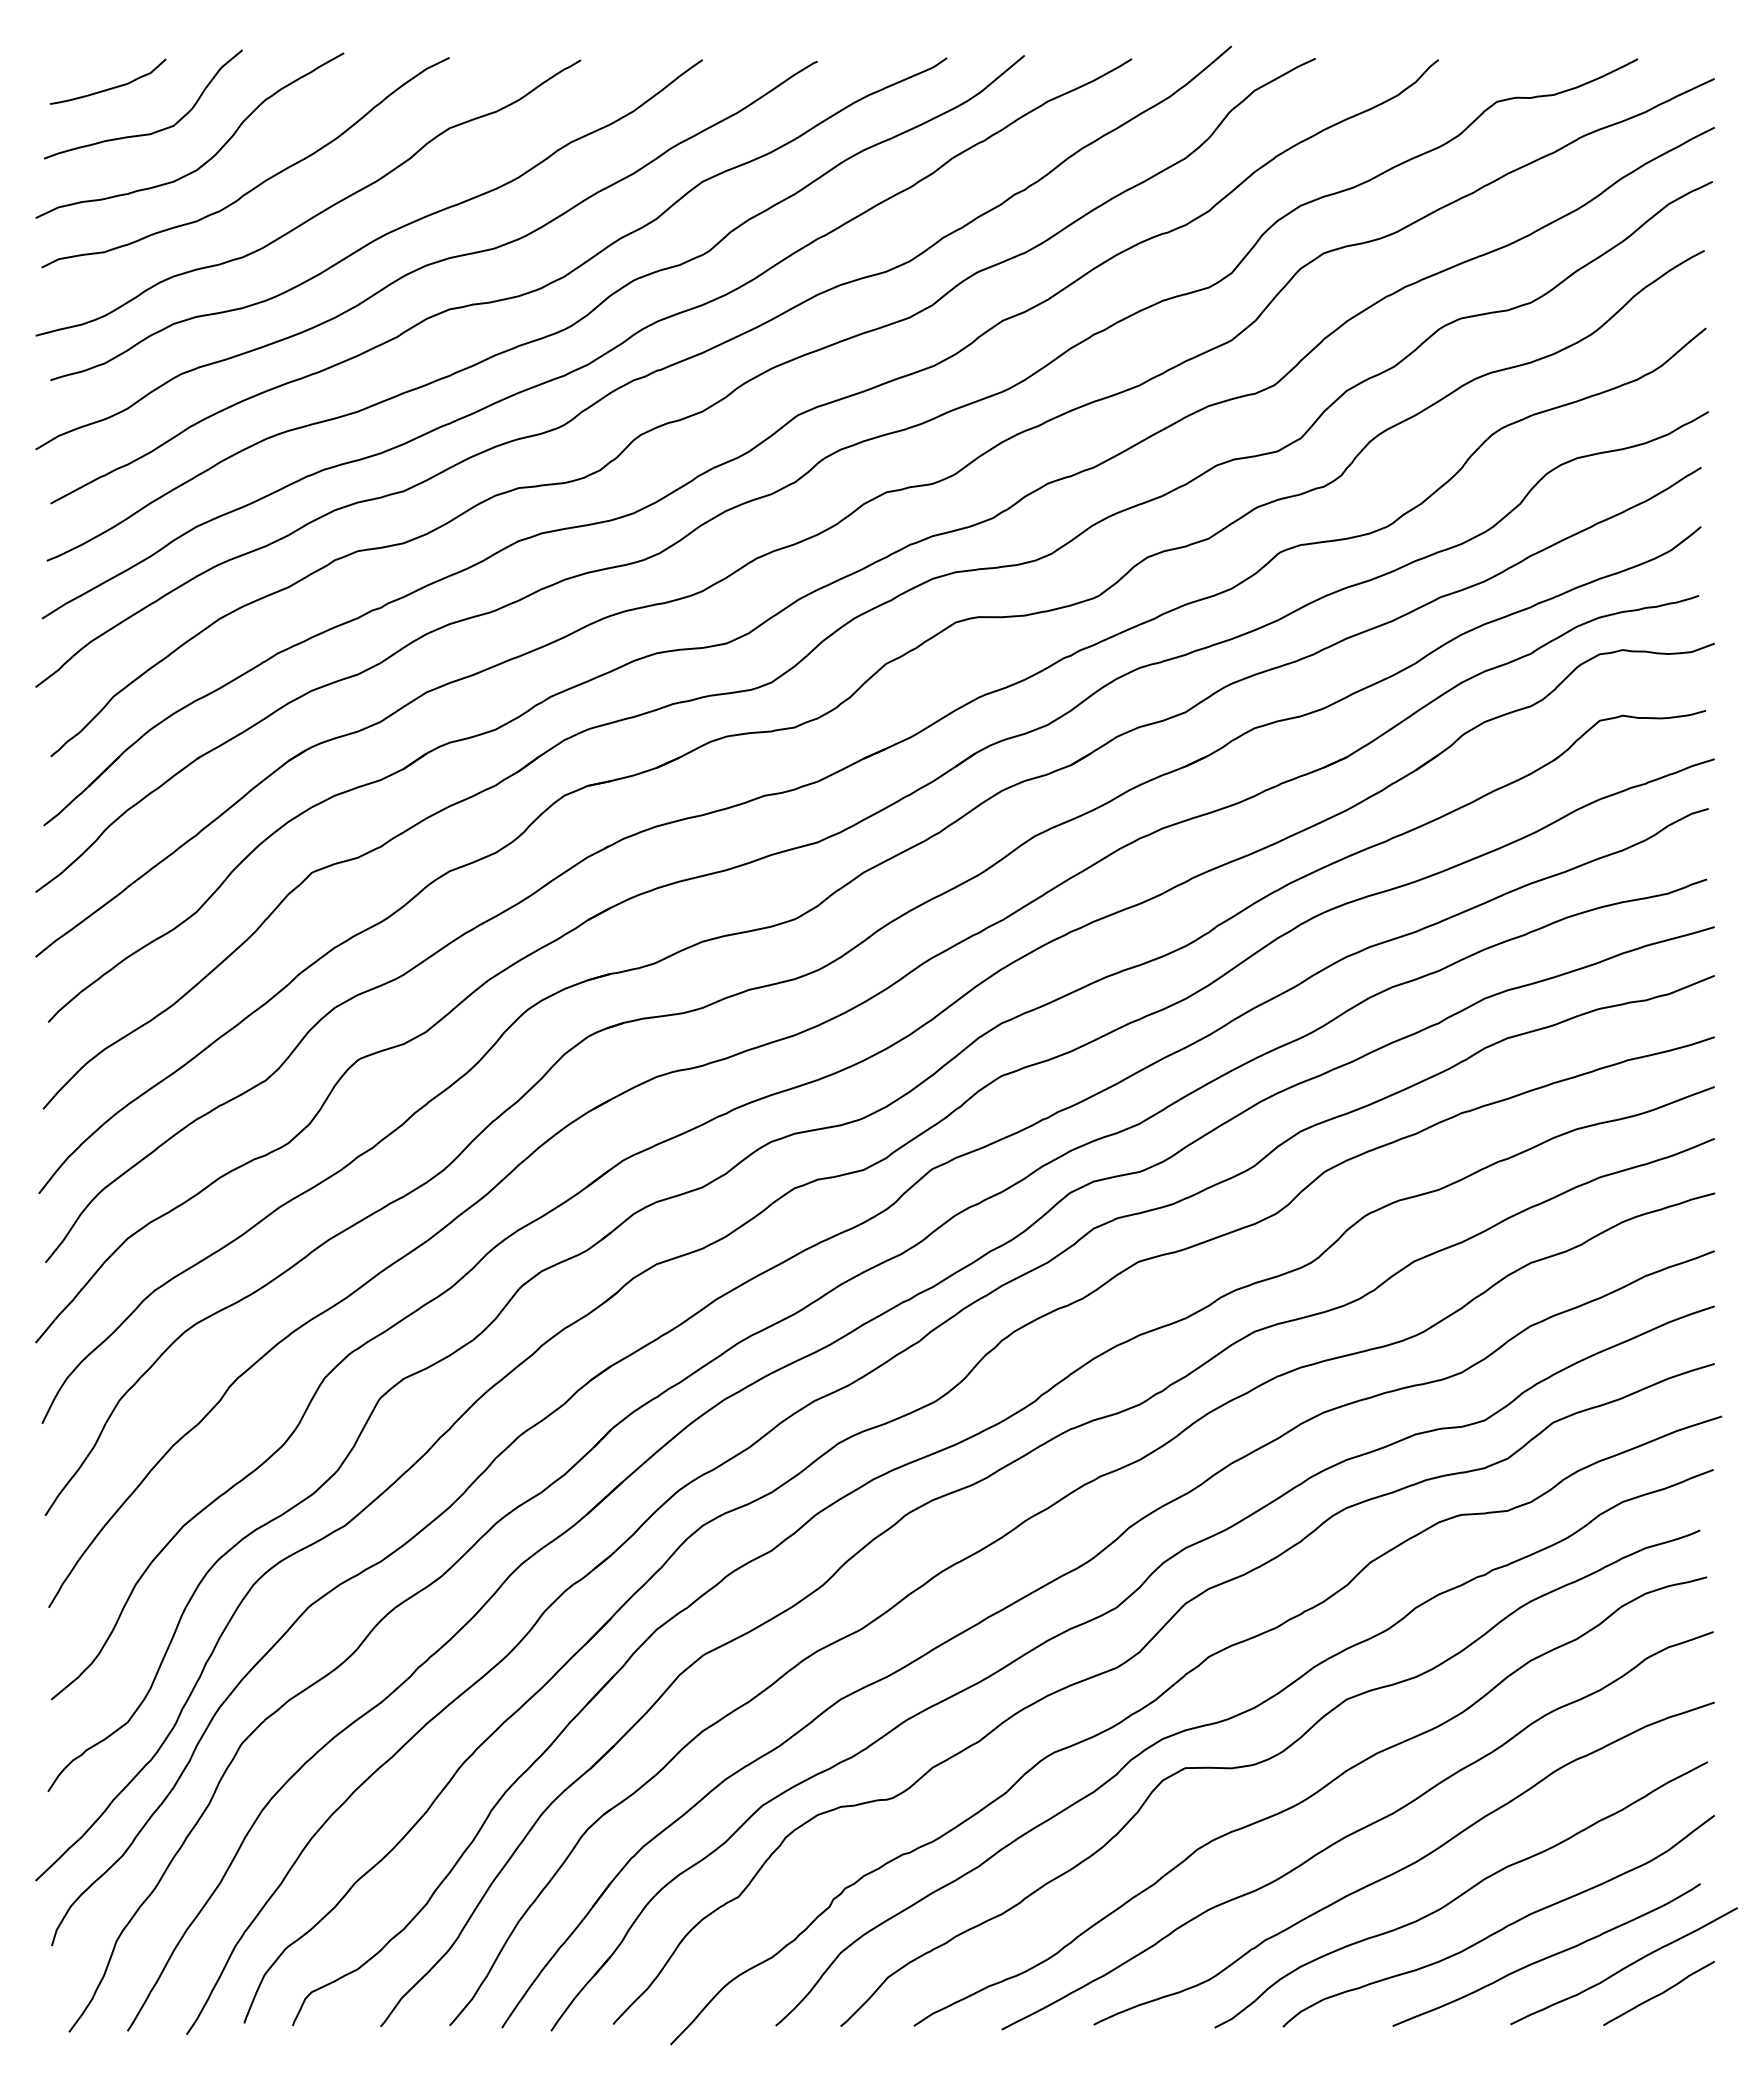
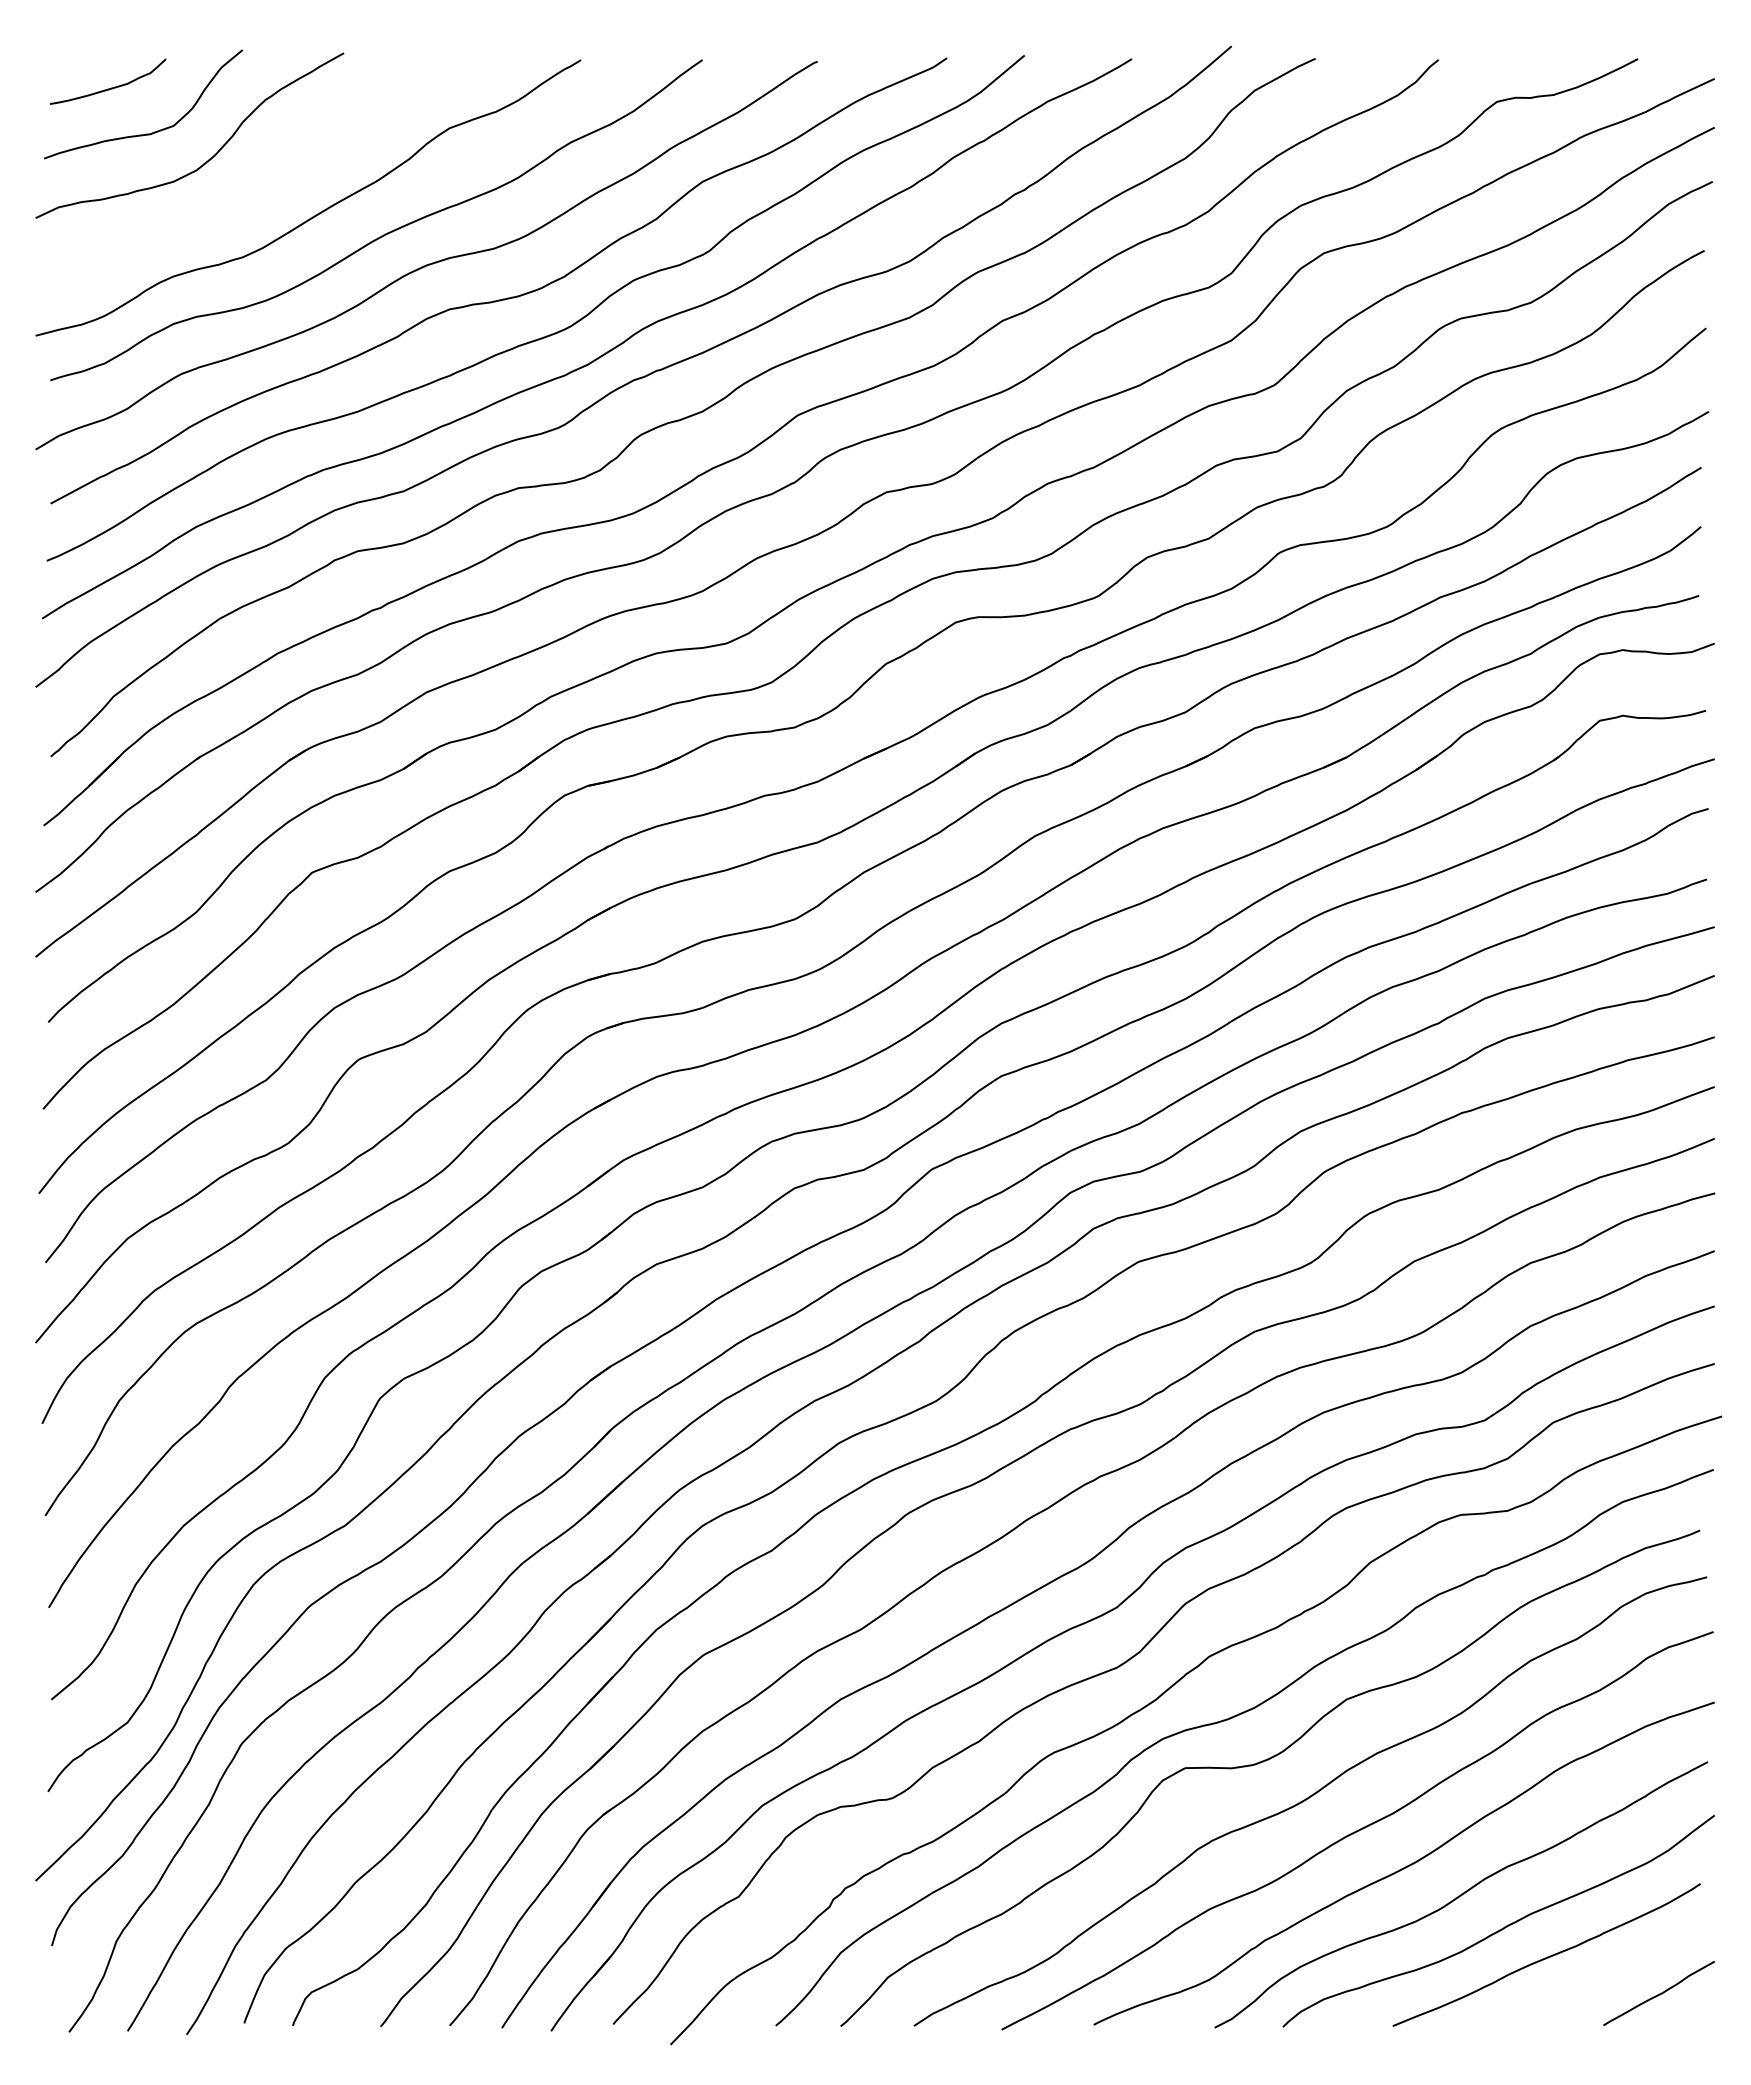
curve: present -> none (259, 183)
curve: present -> none (1623, 1967)
